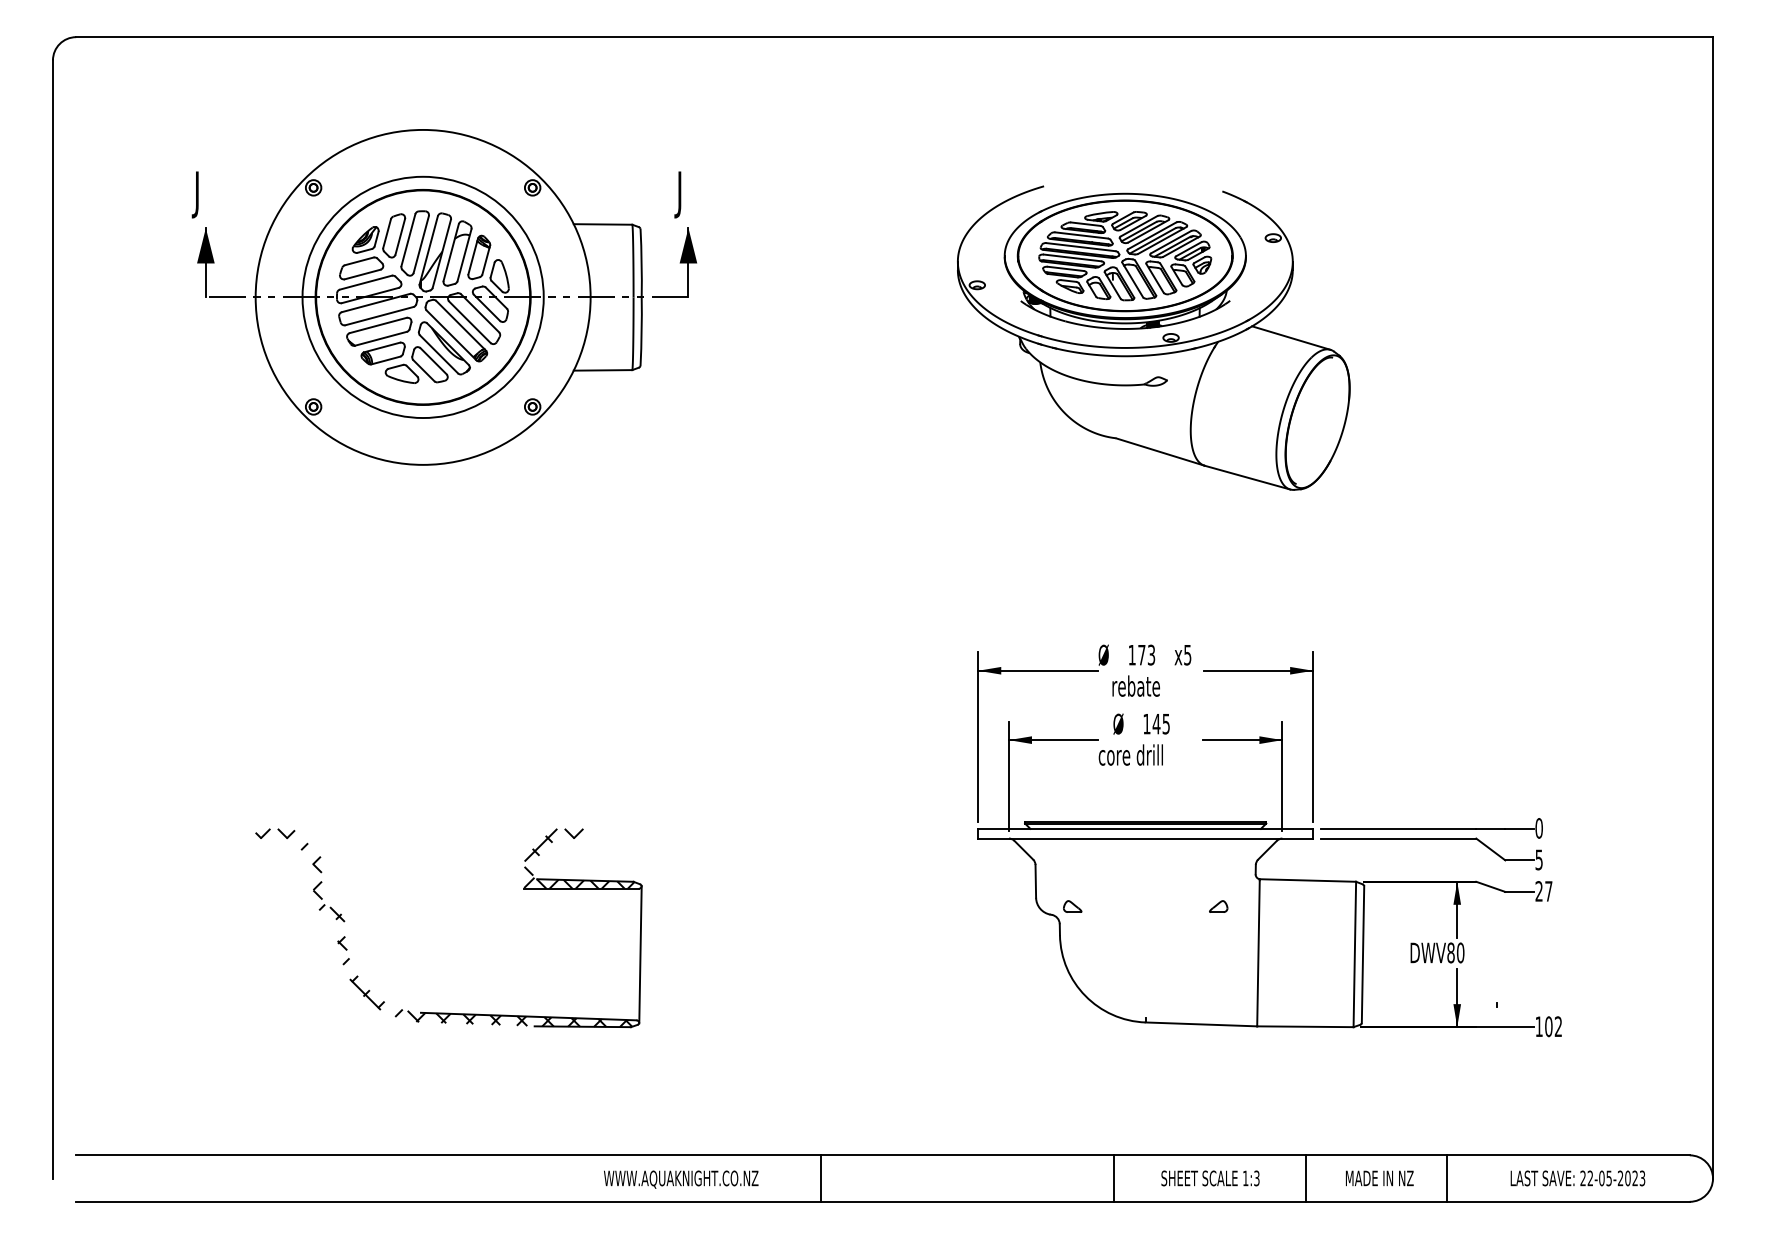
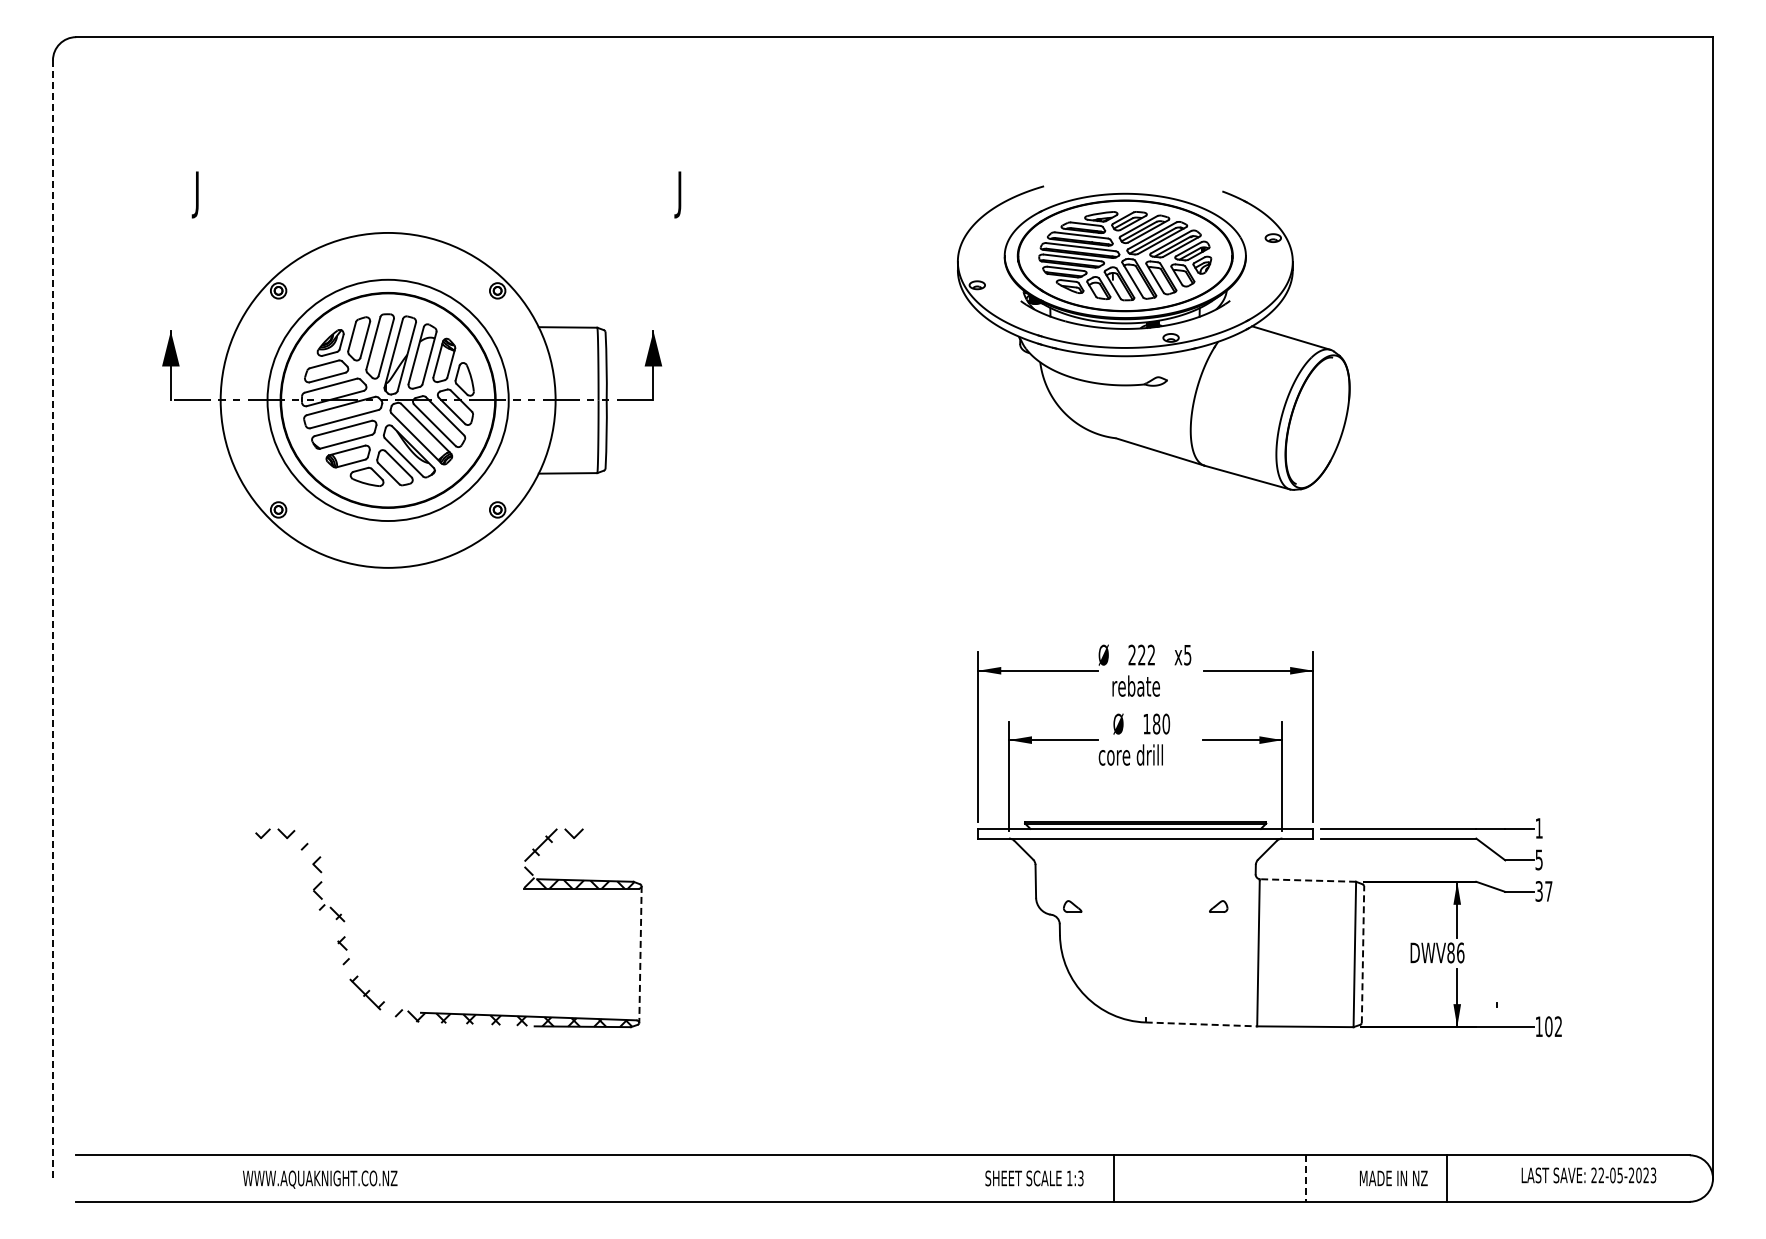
part position: (447, 297) -> (412, 400) (412, 400)
line: solid -> dashed (52, 619)
text: 173 -> 222 (1141, 654)
text: 145 -> 180 (1161, 723)
text: 0 -> 1 (1538, 828)
line: solid -> dashed (1307, 880)
text: 27 -> 37 (1538, 891)
text: DWV80 -> DWV86 (1460, 952)
line: solid -> dashed (640, 954)
line: solid -> dashed (1363, 954)
line: solid -> dashed (1201, 1024)
line: present -> none (821, 1178)
text position: (1210, 1178) -> (1034, 1178) (1034, 1178)
text position: (1379, 1178) -> (1393, 1178) (1393, 1178)
text position: (1577, 1178) -> (1588, 1175) (1588, 1175)
text position: (681, 1179) -> (320, 1179) (320, 1179)
line: solid -> dashed (1306, 1179)
